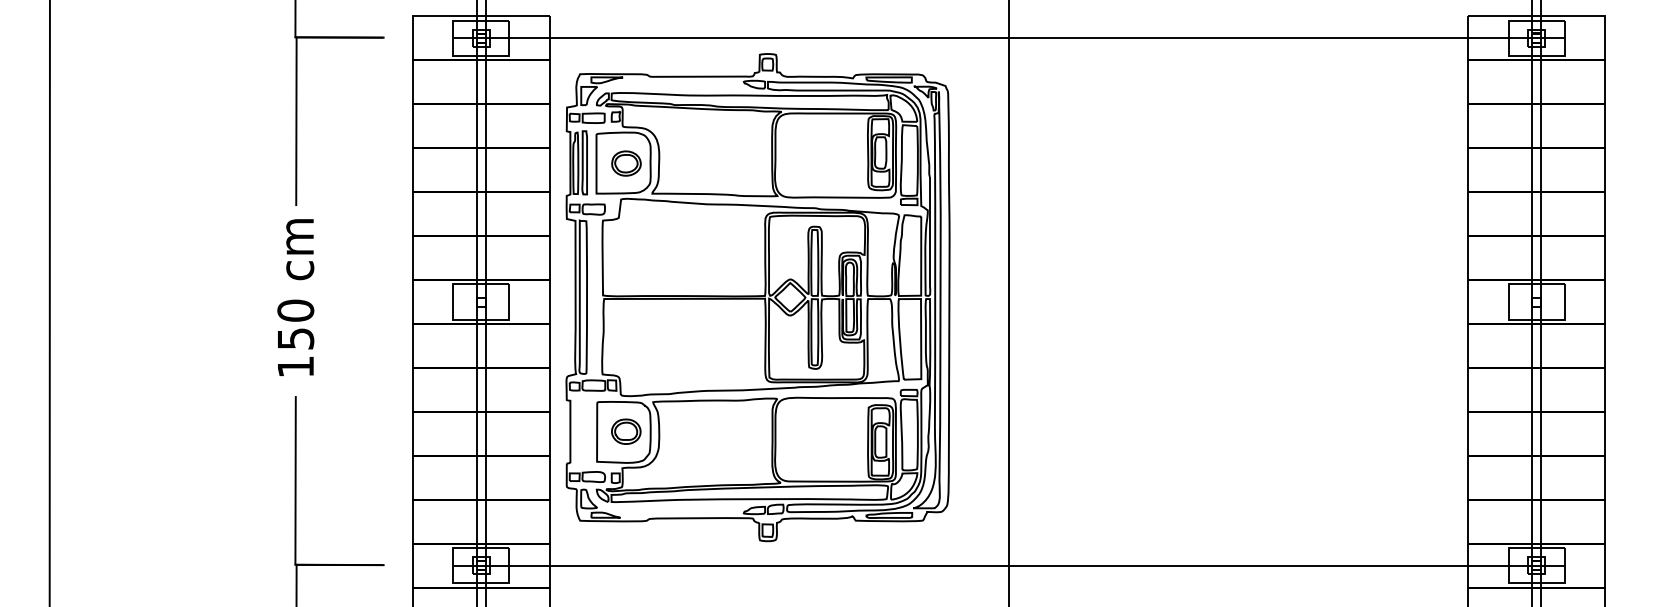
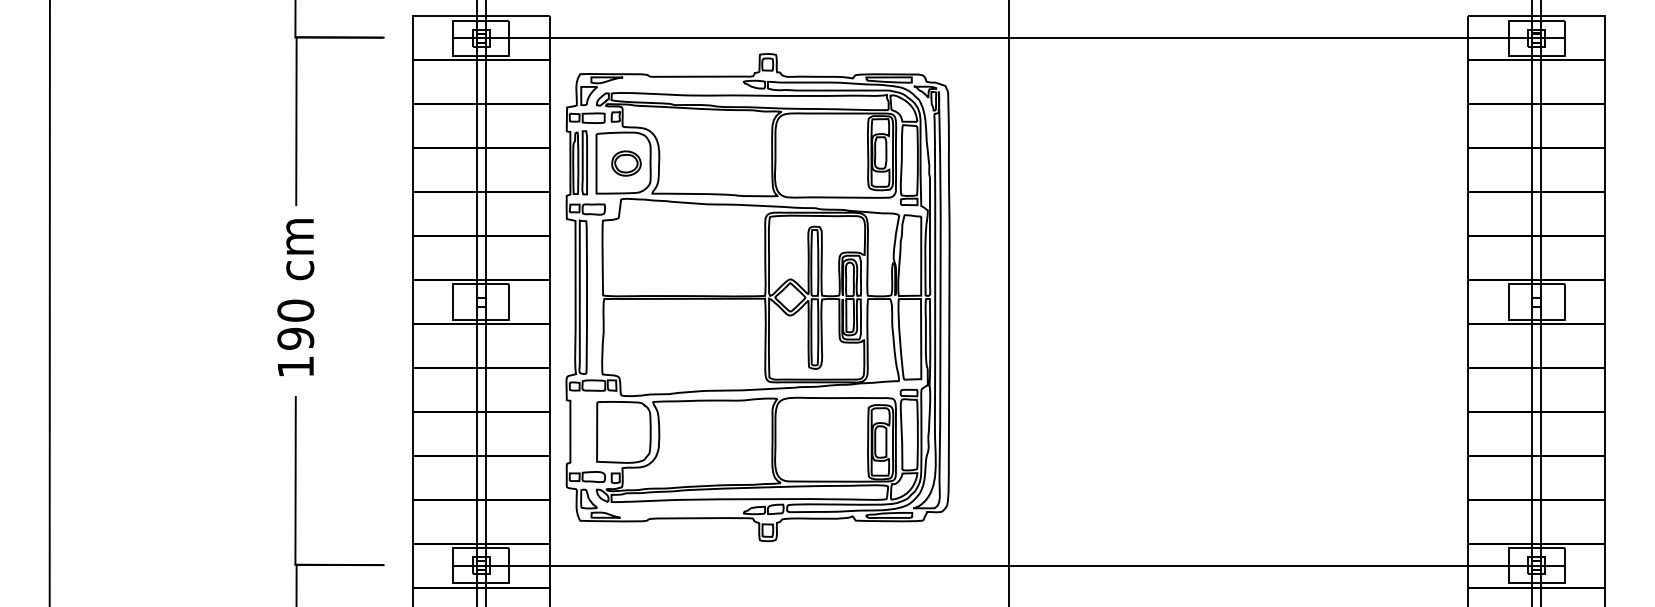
text: 150 -> 190 (295, 338)
part: present -> none (626, 431)
